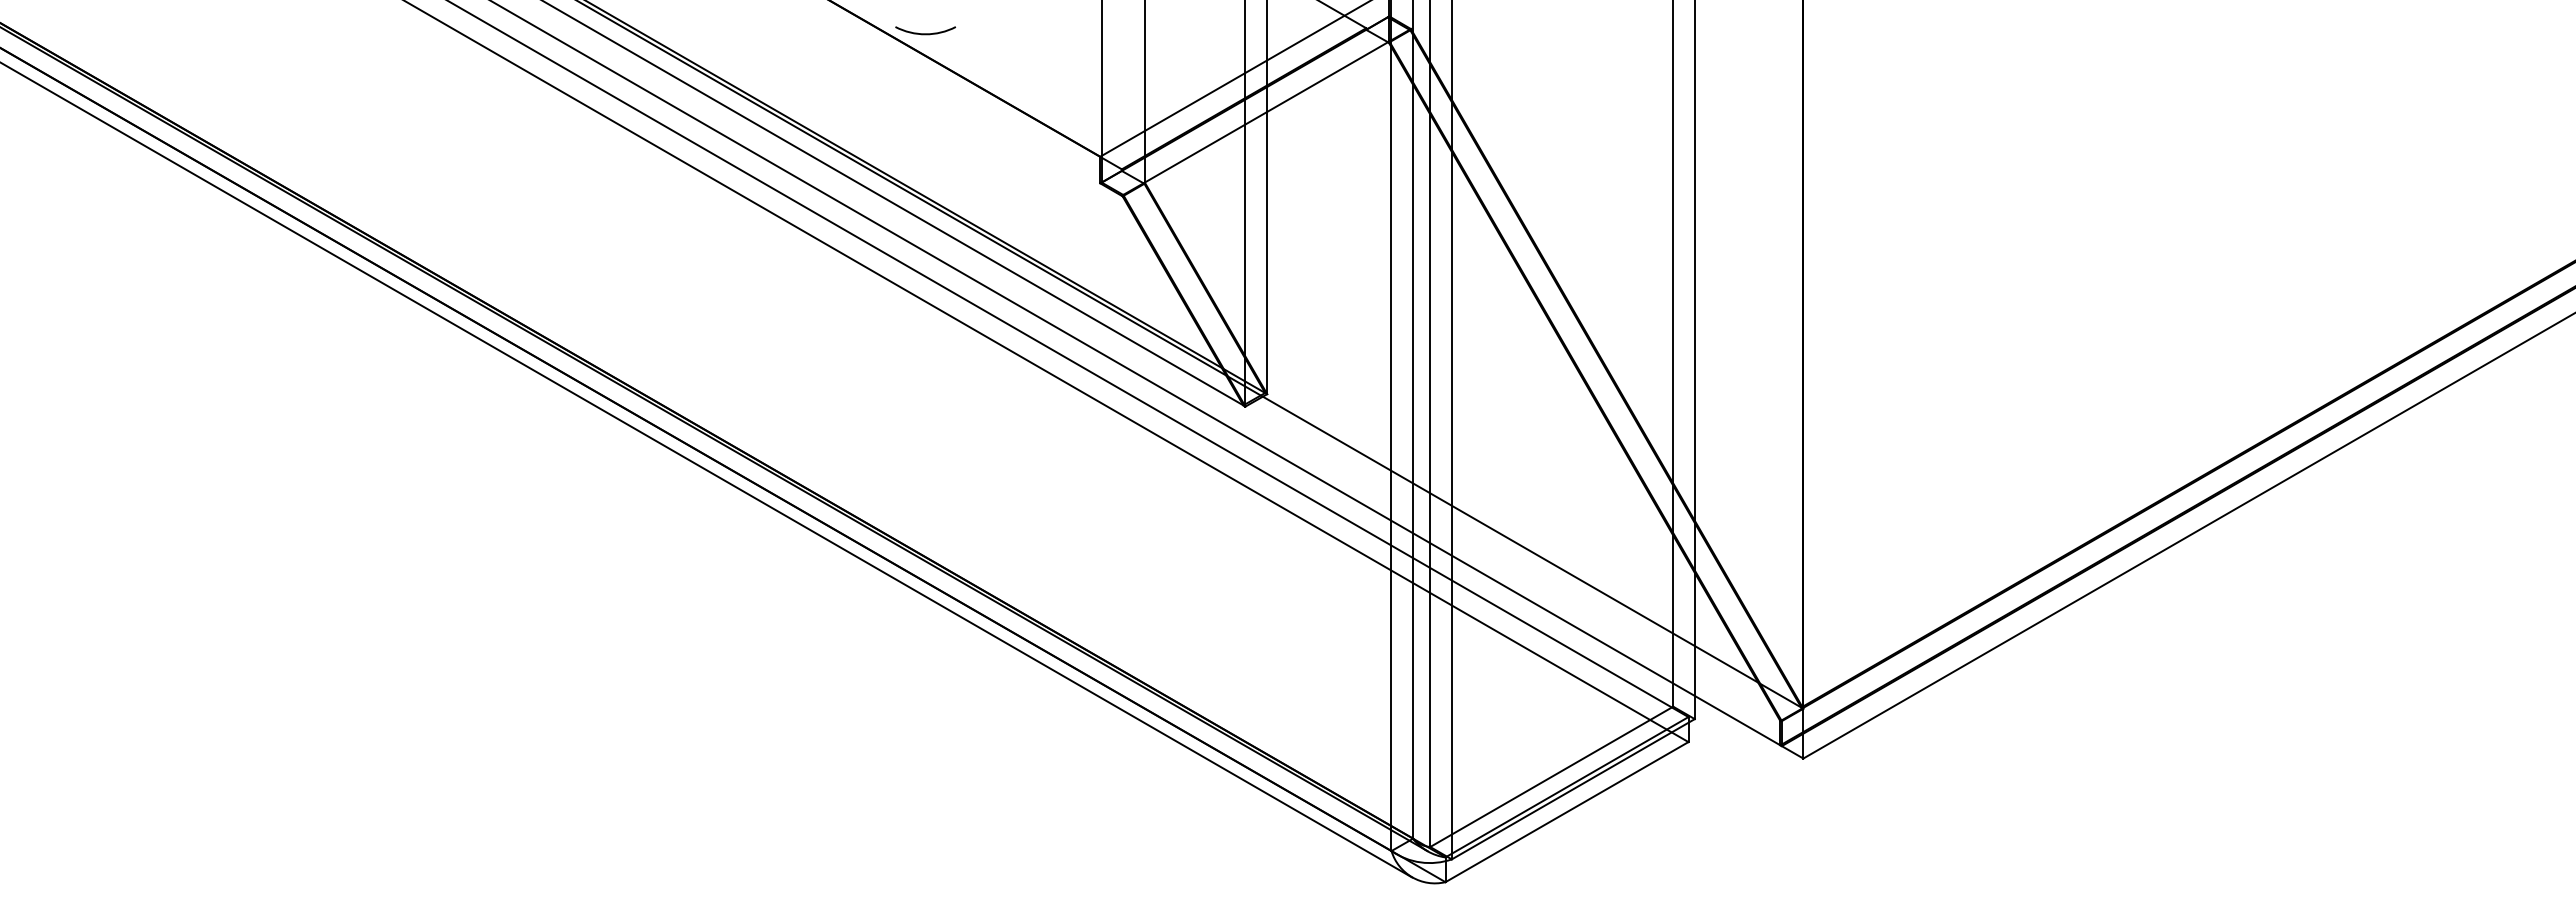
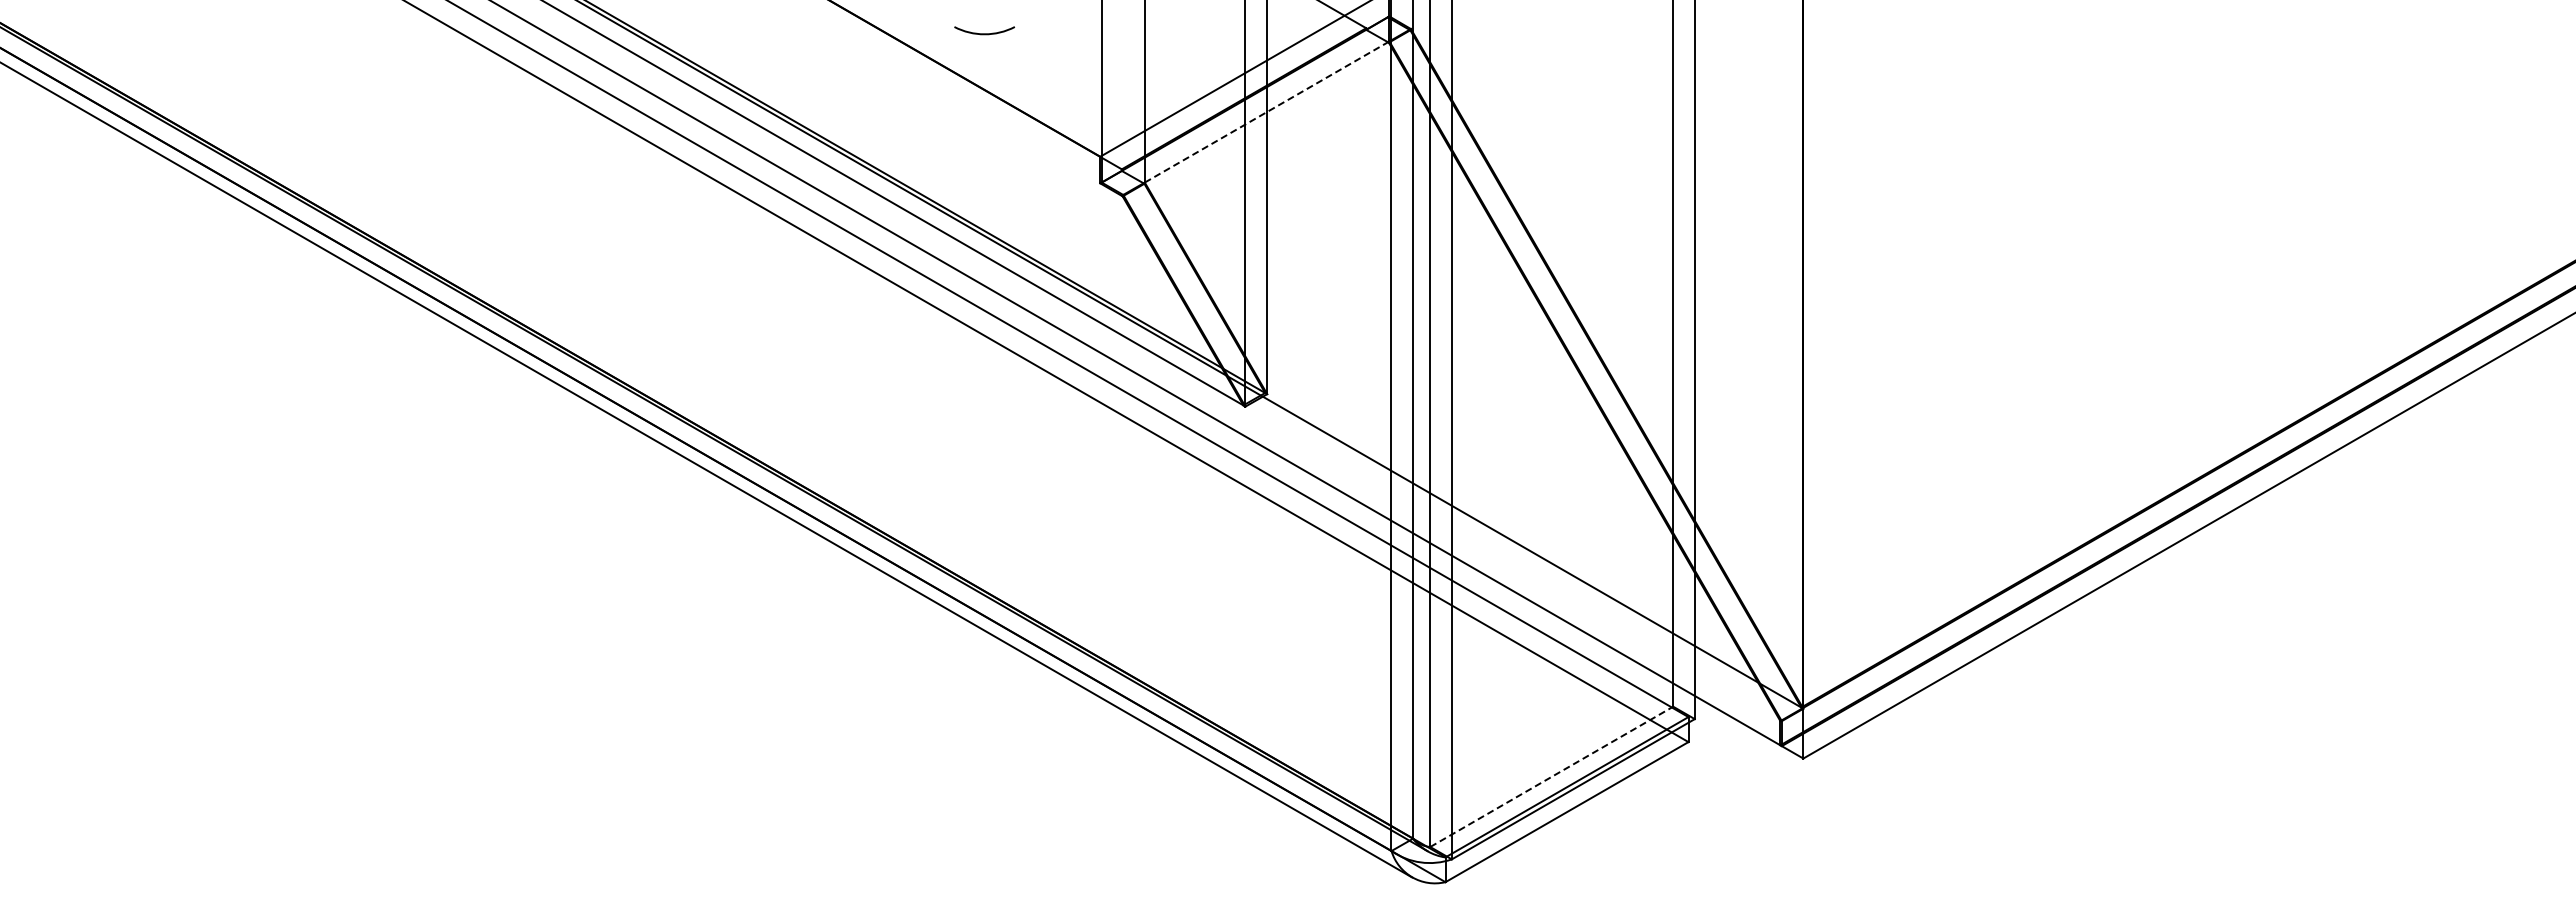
arc position: (925, 33) -> (984, 33) (984, 33)
line: solid -> dashed (1267, 111)
line: solid -> dashed (1552, 776)
